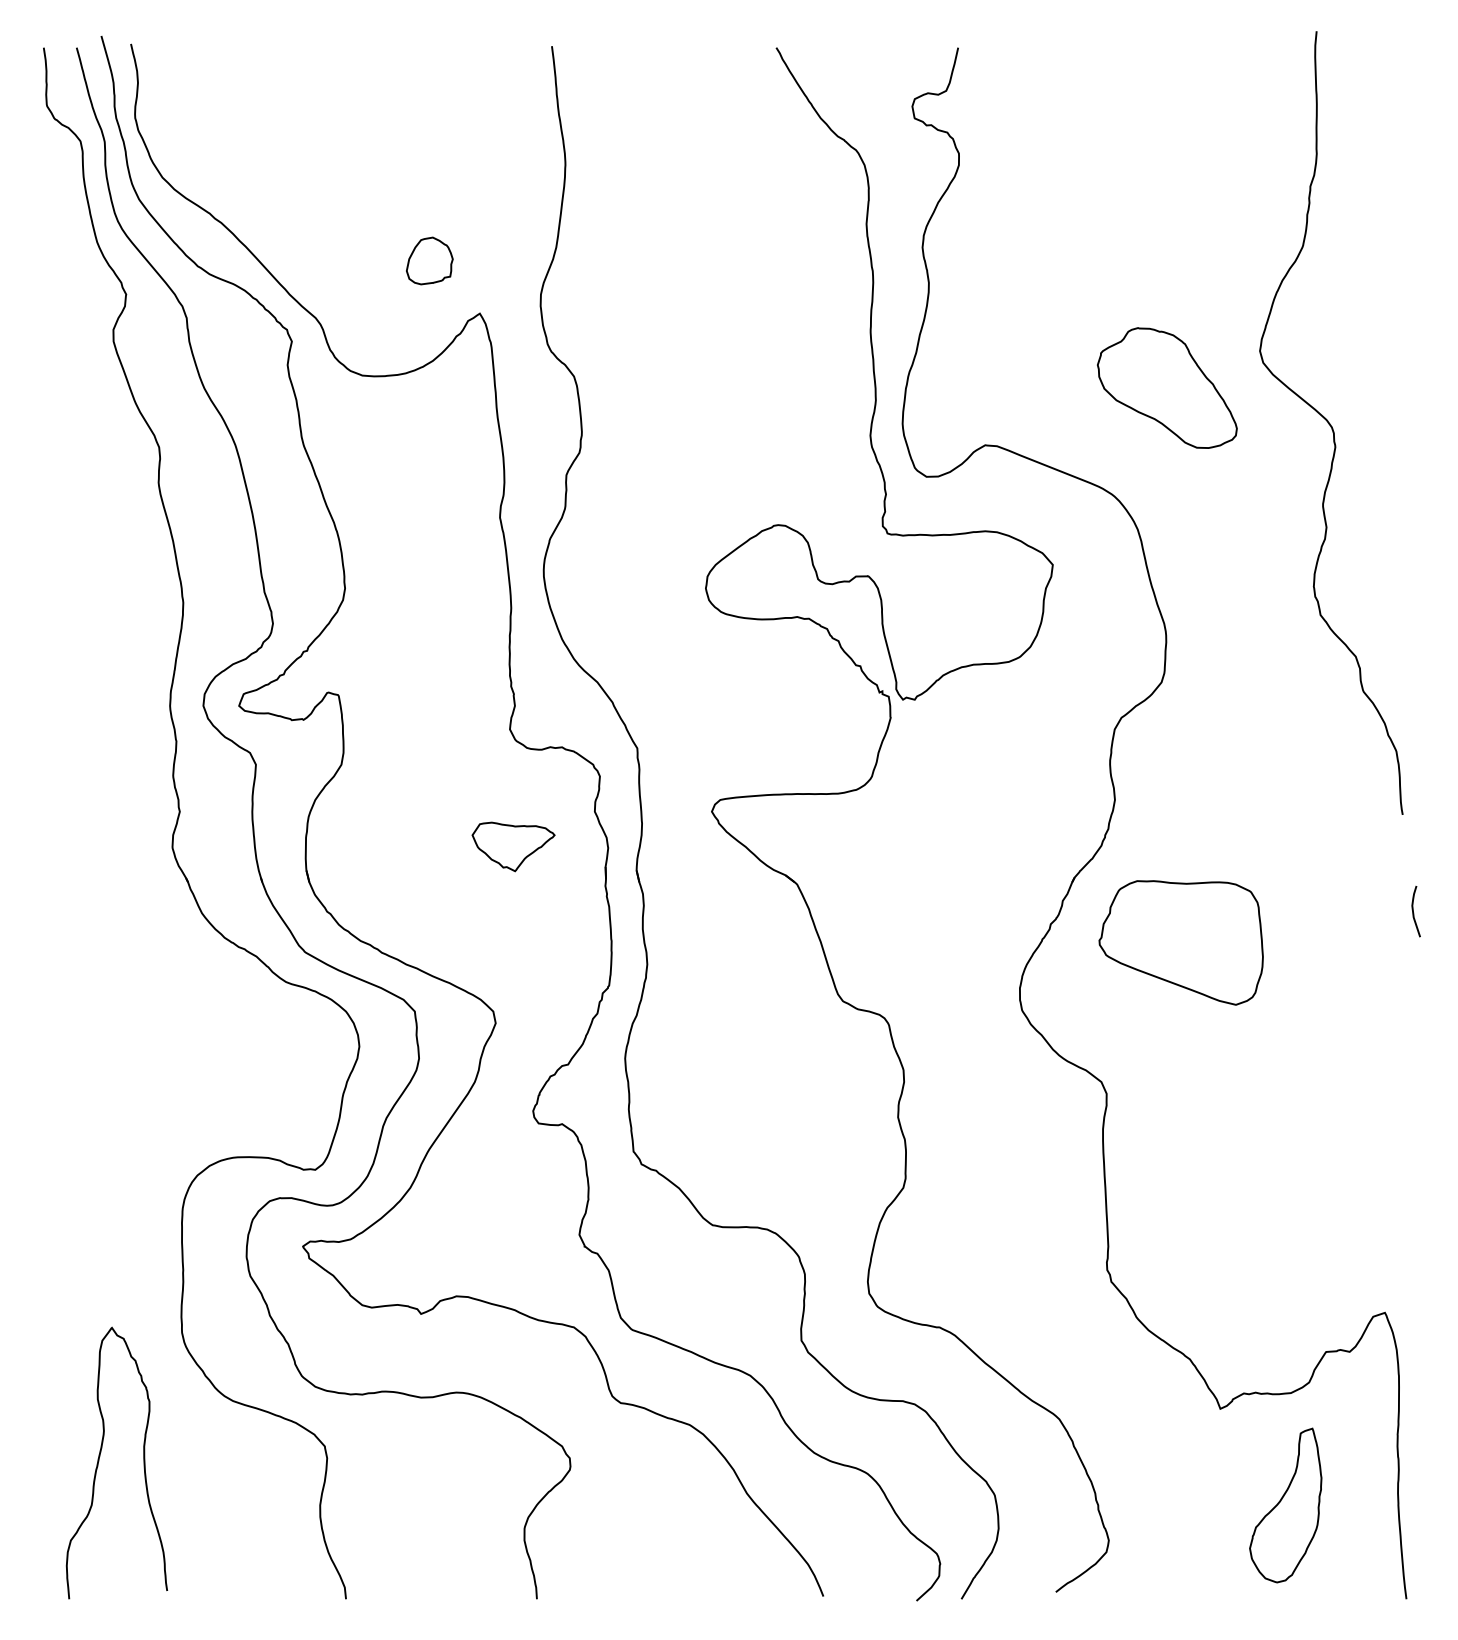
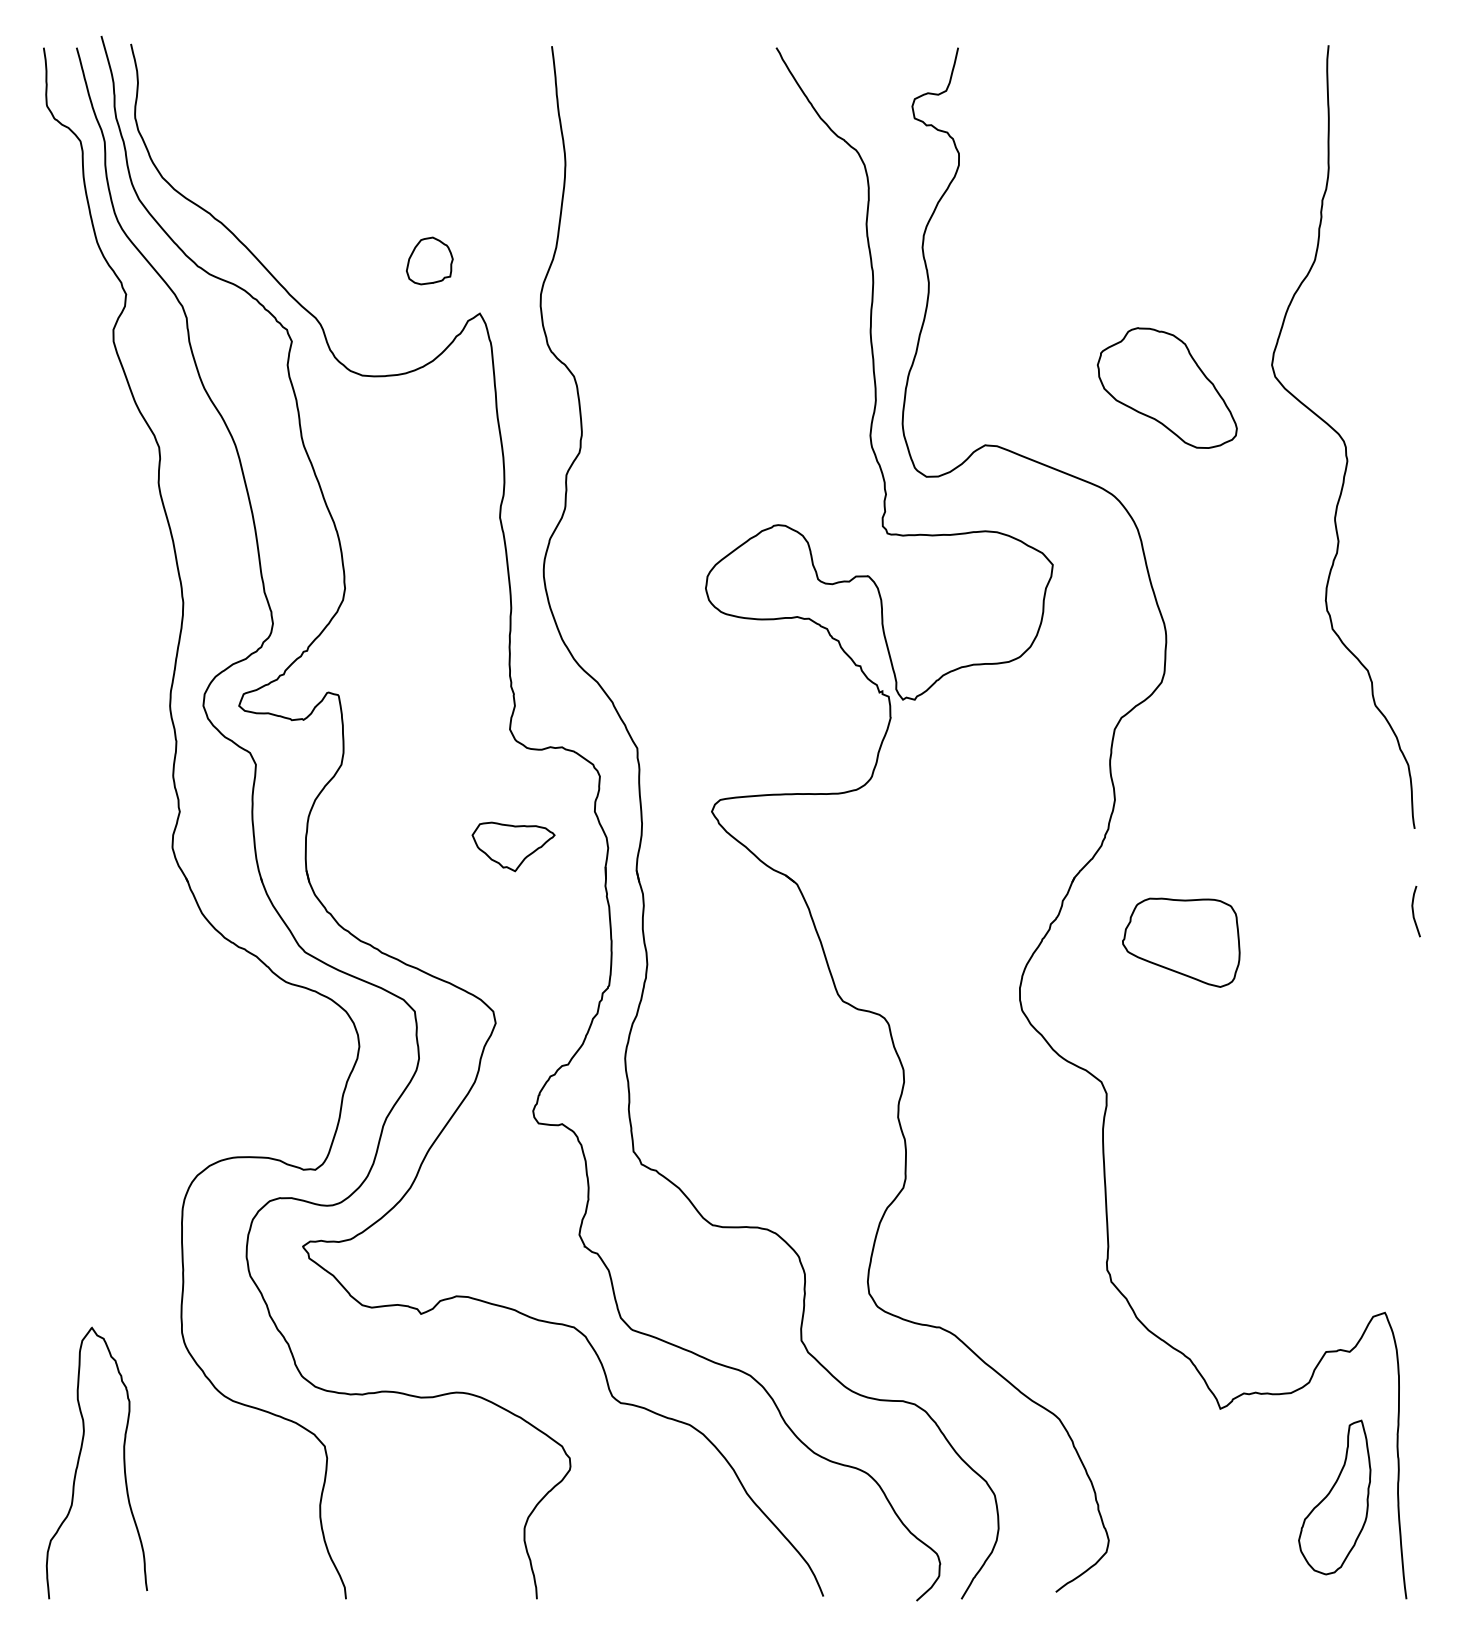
curve position: (1330, 423) -> (1342, 437) (1342, 437)
part size: 166x126 px -> 119x91 px (1181, 942)
curve position: (99, 1461) -> (79, 1461) (79, 1461)
part position: (1285, 1505) -> (1334, 1497) (1334, 1497)
